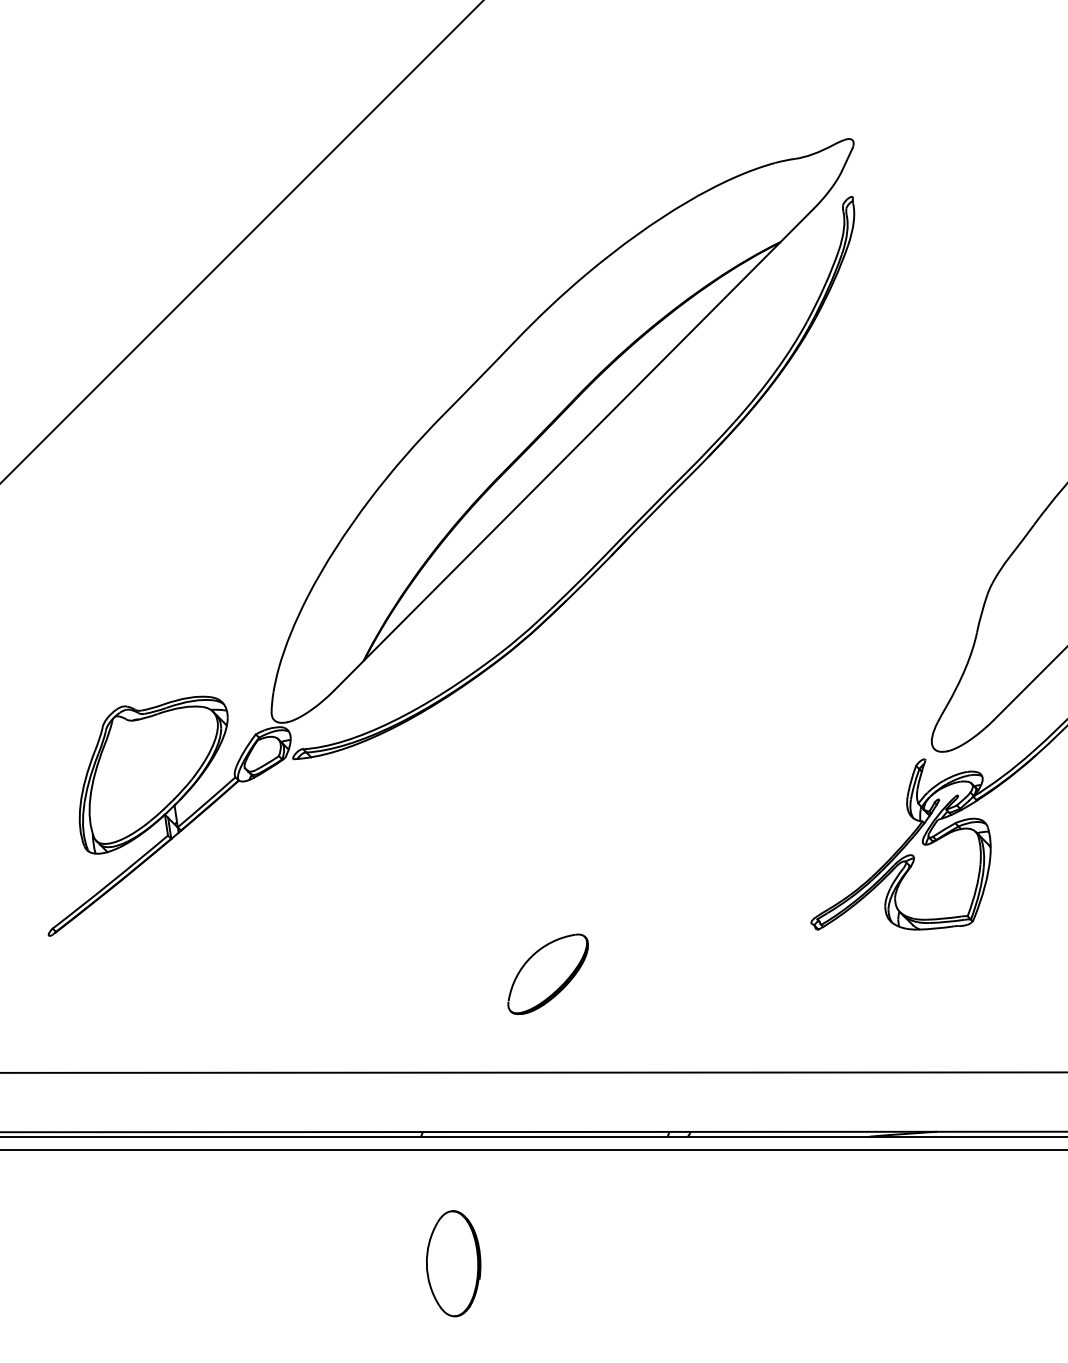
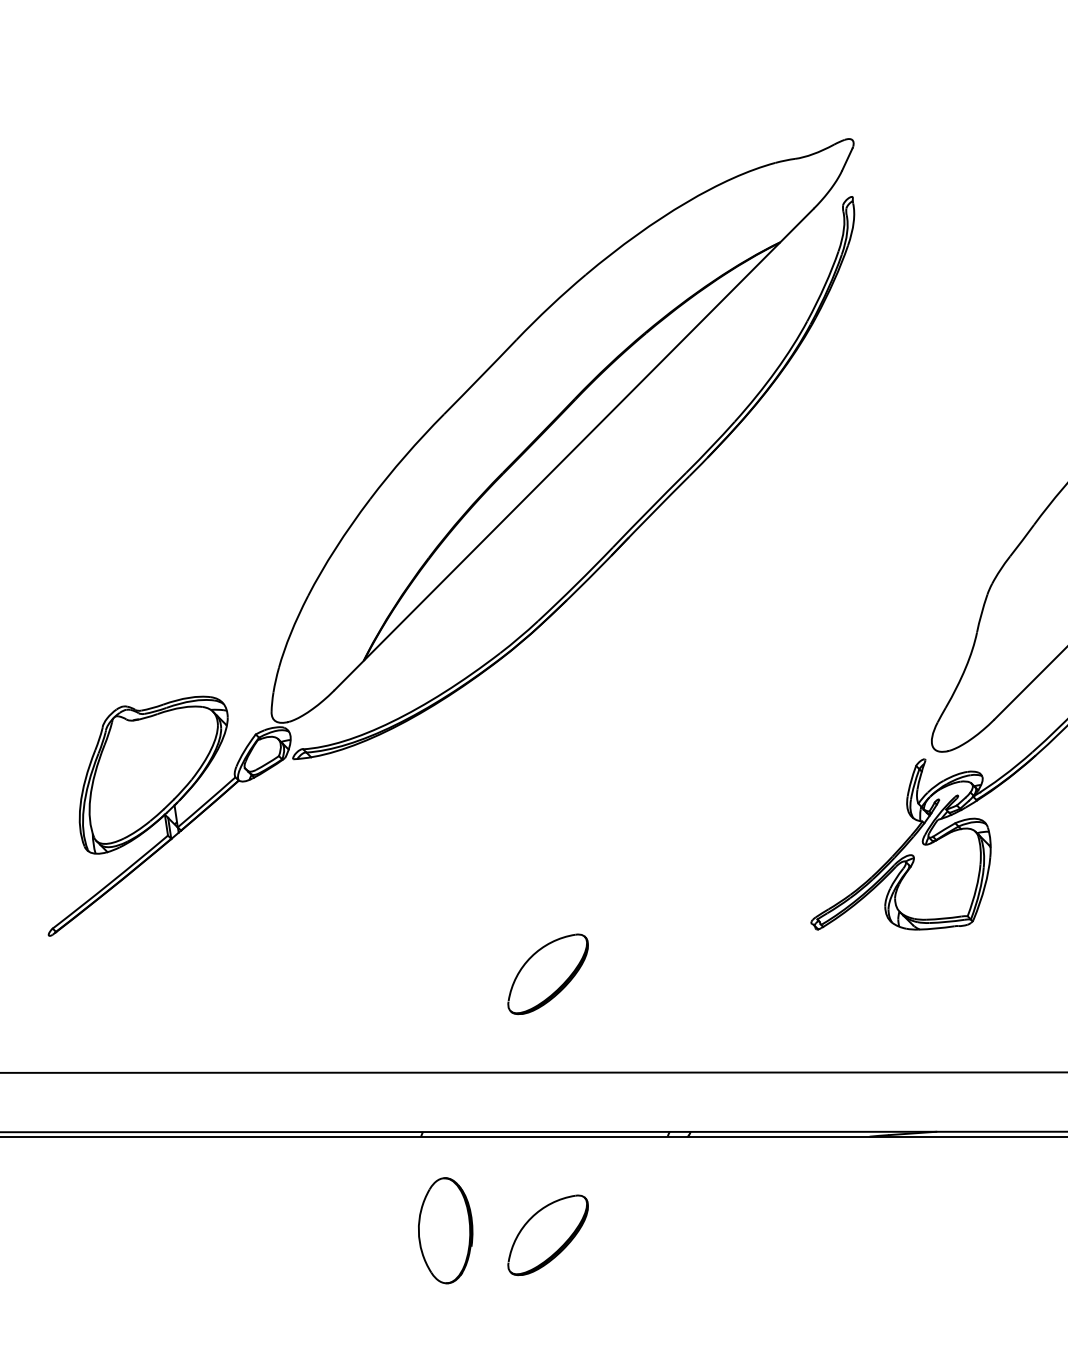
line: present -> none (241, 241)
line: present -> none (533, 1150)
part: none -> present (547, 1235)
part position: (453, 1263) -> (445, 1230) (445, 1230)
